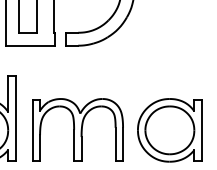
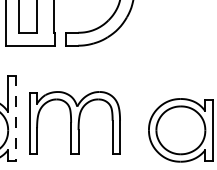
line: solid -> dashed (15, 118)
part position: (77, 129) -> (74, 122) (74, 122)
part position: (169, 130) -> (180, 130) (180, 130)
